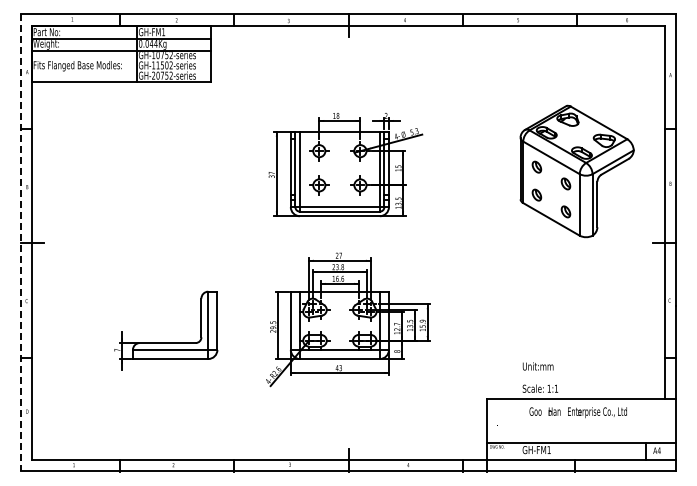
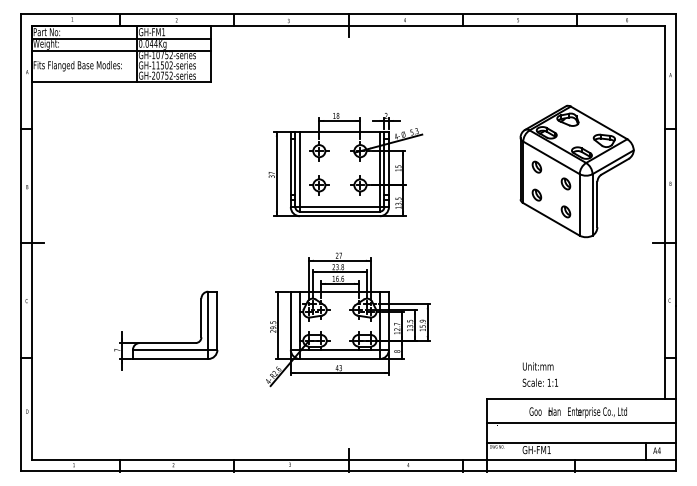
line: dashed -> solid (20, 243)
text position: (540, 388) -> (540, 382) (540, 382)
line: none -> present (581, 423)
